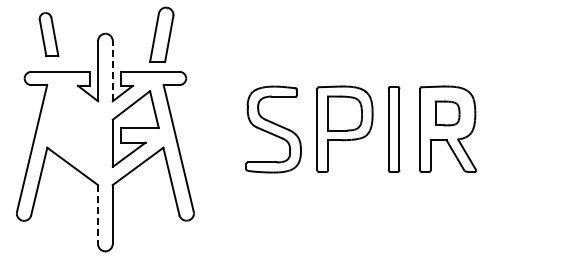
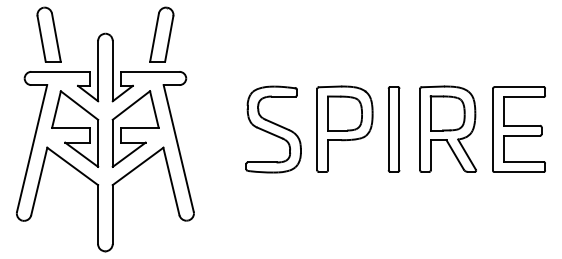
part size: 22x46 px -> 26x57 px (48, 34)
line: dashed -> solid (112, 70)
part size: 27x27 px -> 37x37 px (447, 113)
part: none -> present (75, 128)
part: none -> present (518, 129)
line: dashed -> solid (98, 215)
